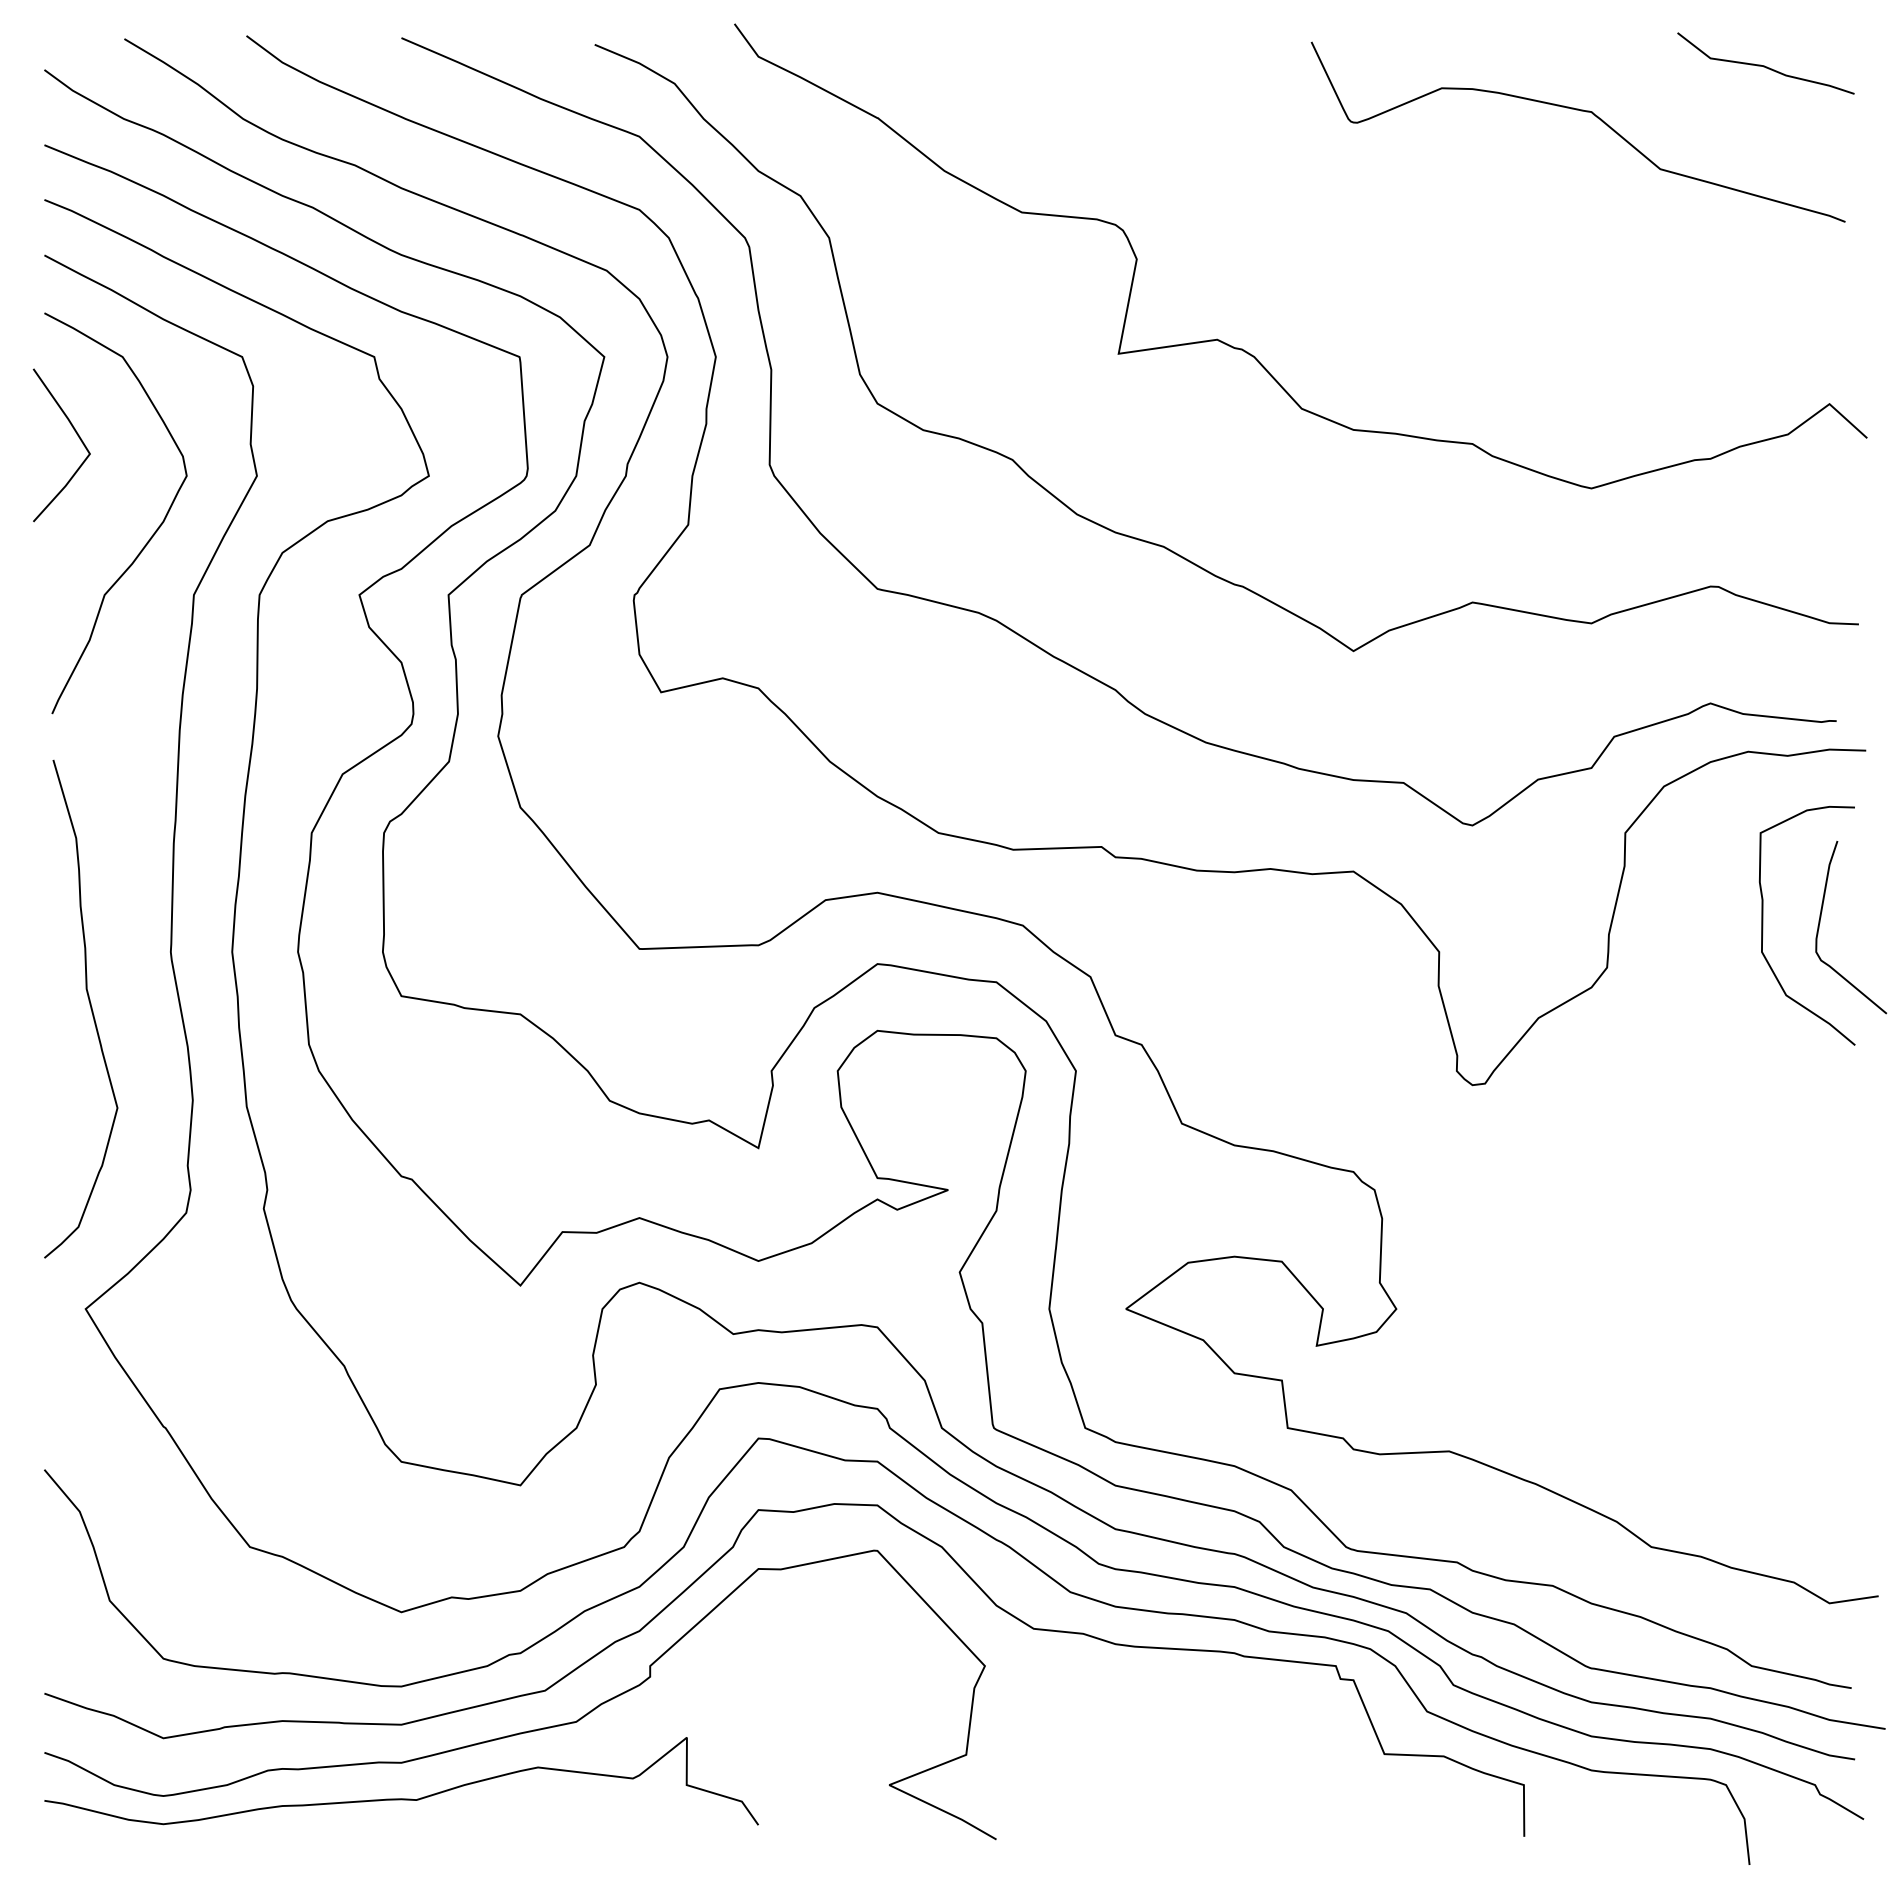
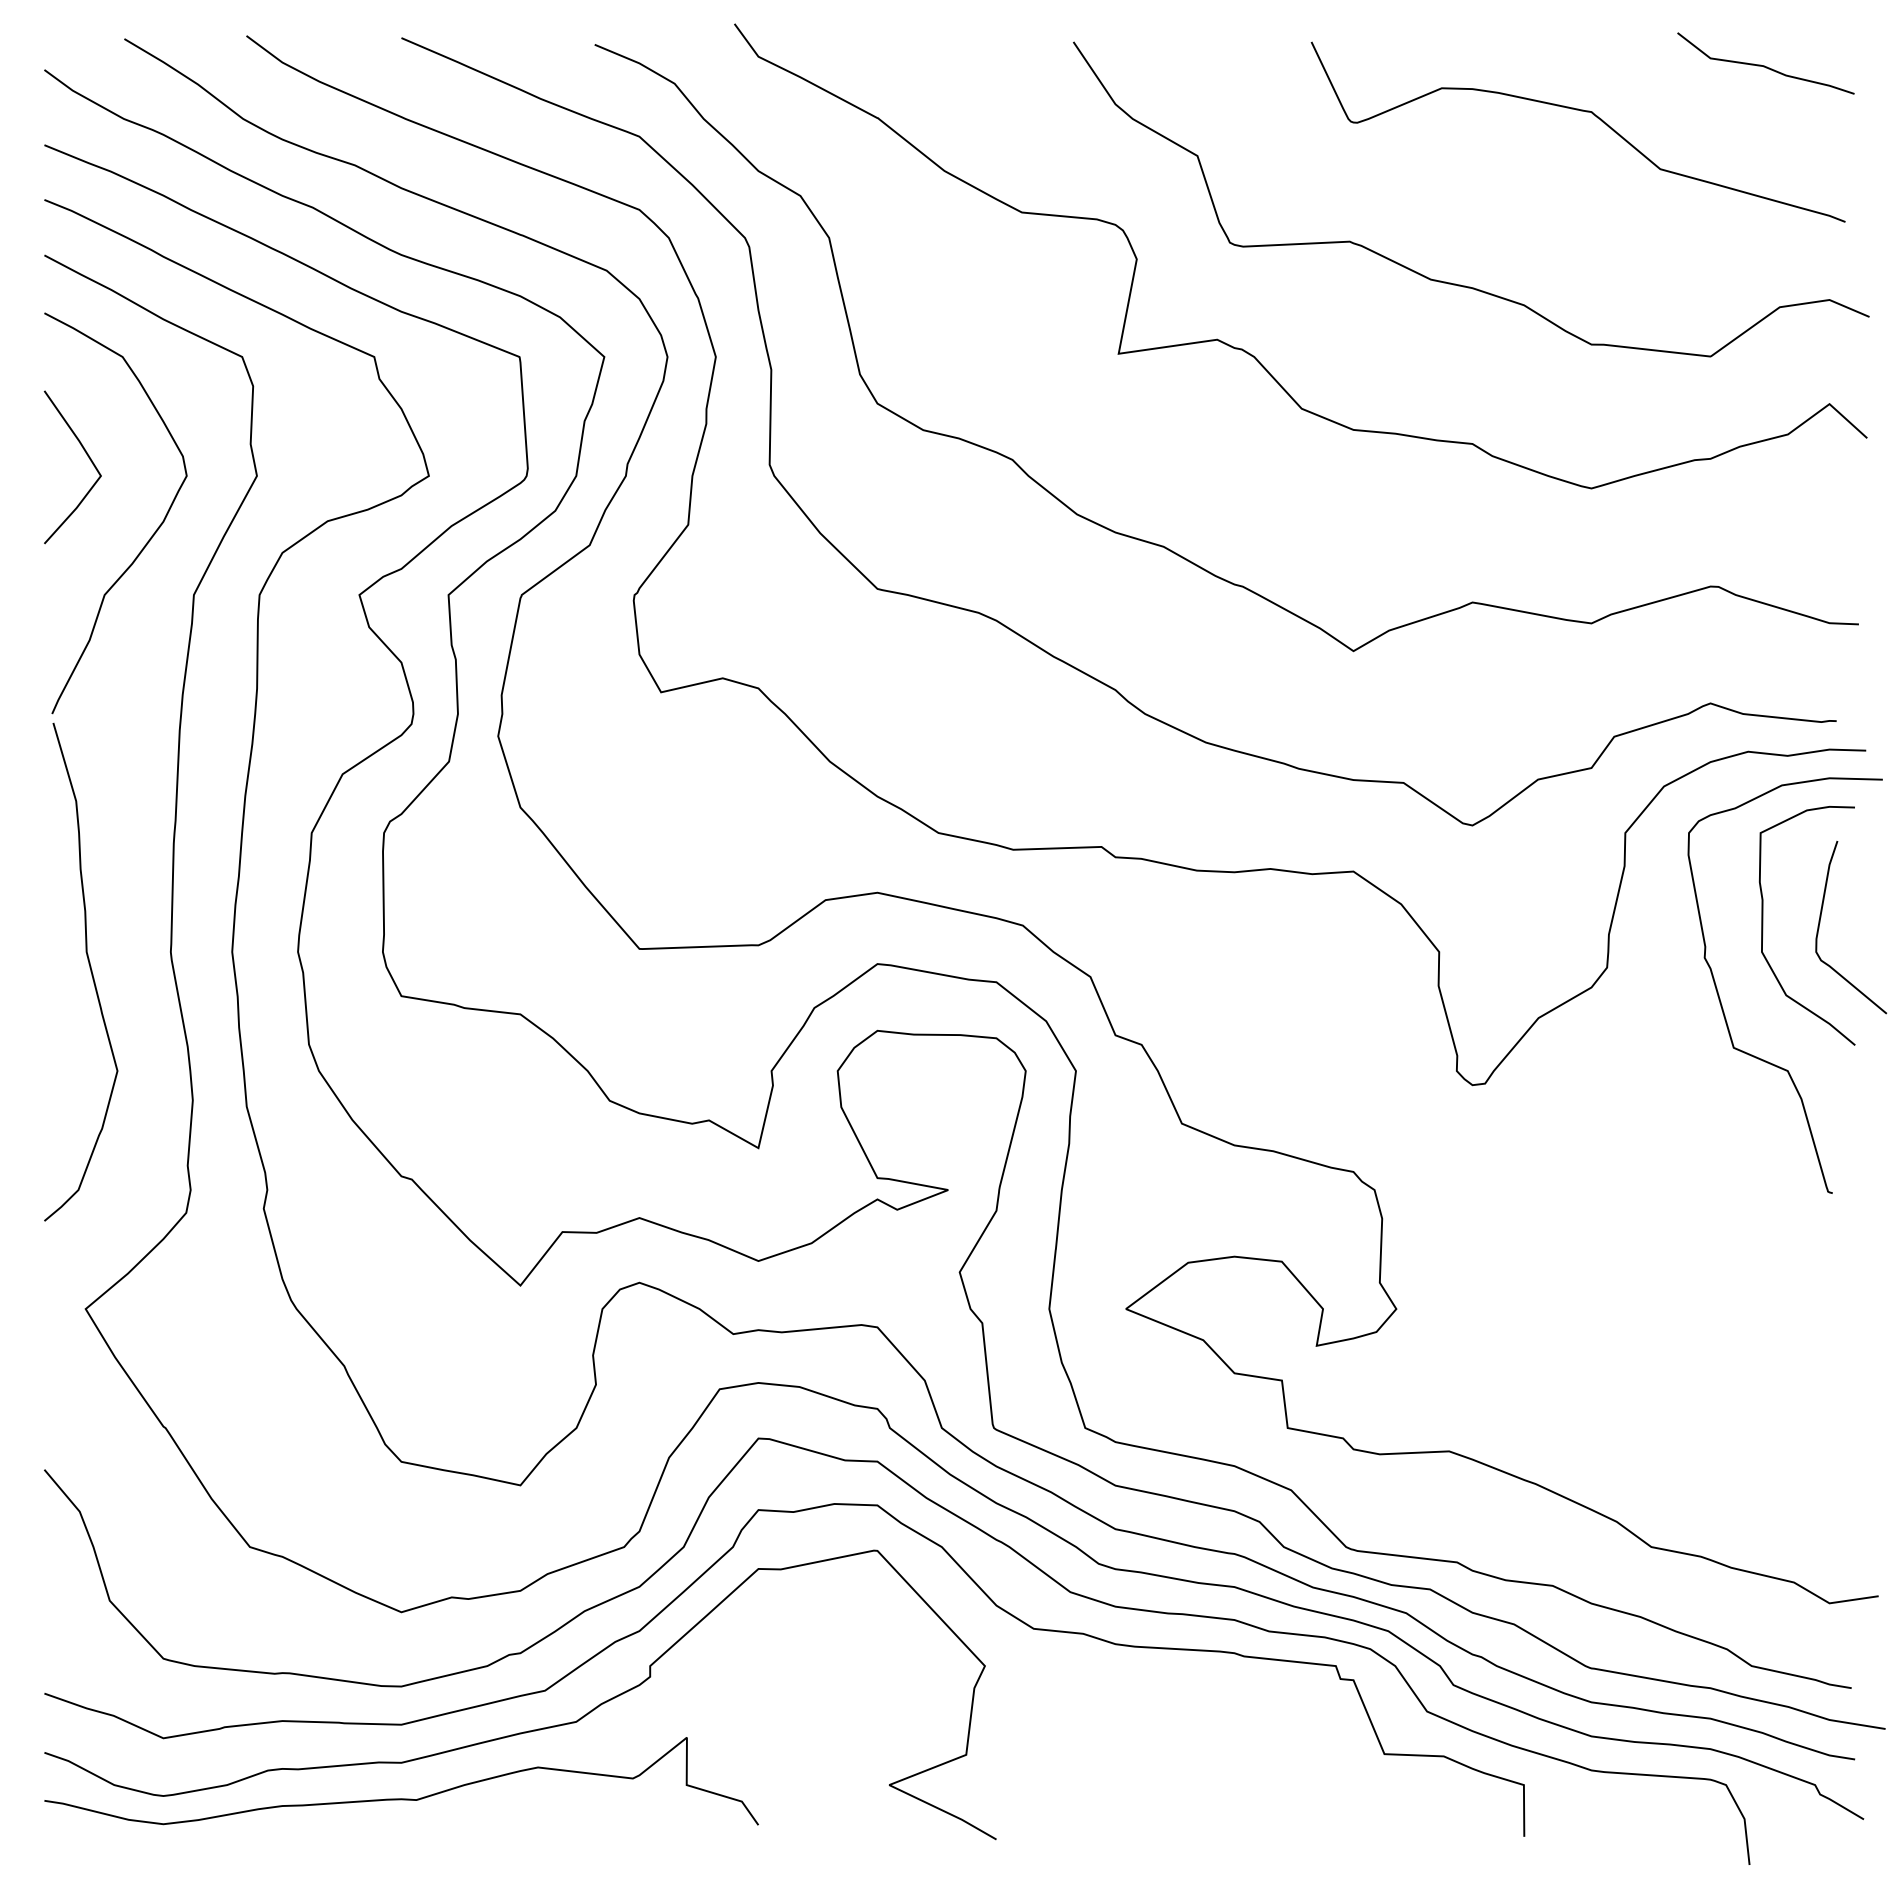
curve: none -> present (1455, 283)
line position: (76, 434) -> (87, 456) (87, 456)
curve: none -> present (1721, 1001)
curve position: (89, 1005) -> (89, 968) (89, 968)
